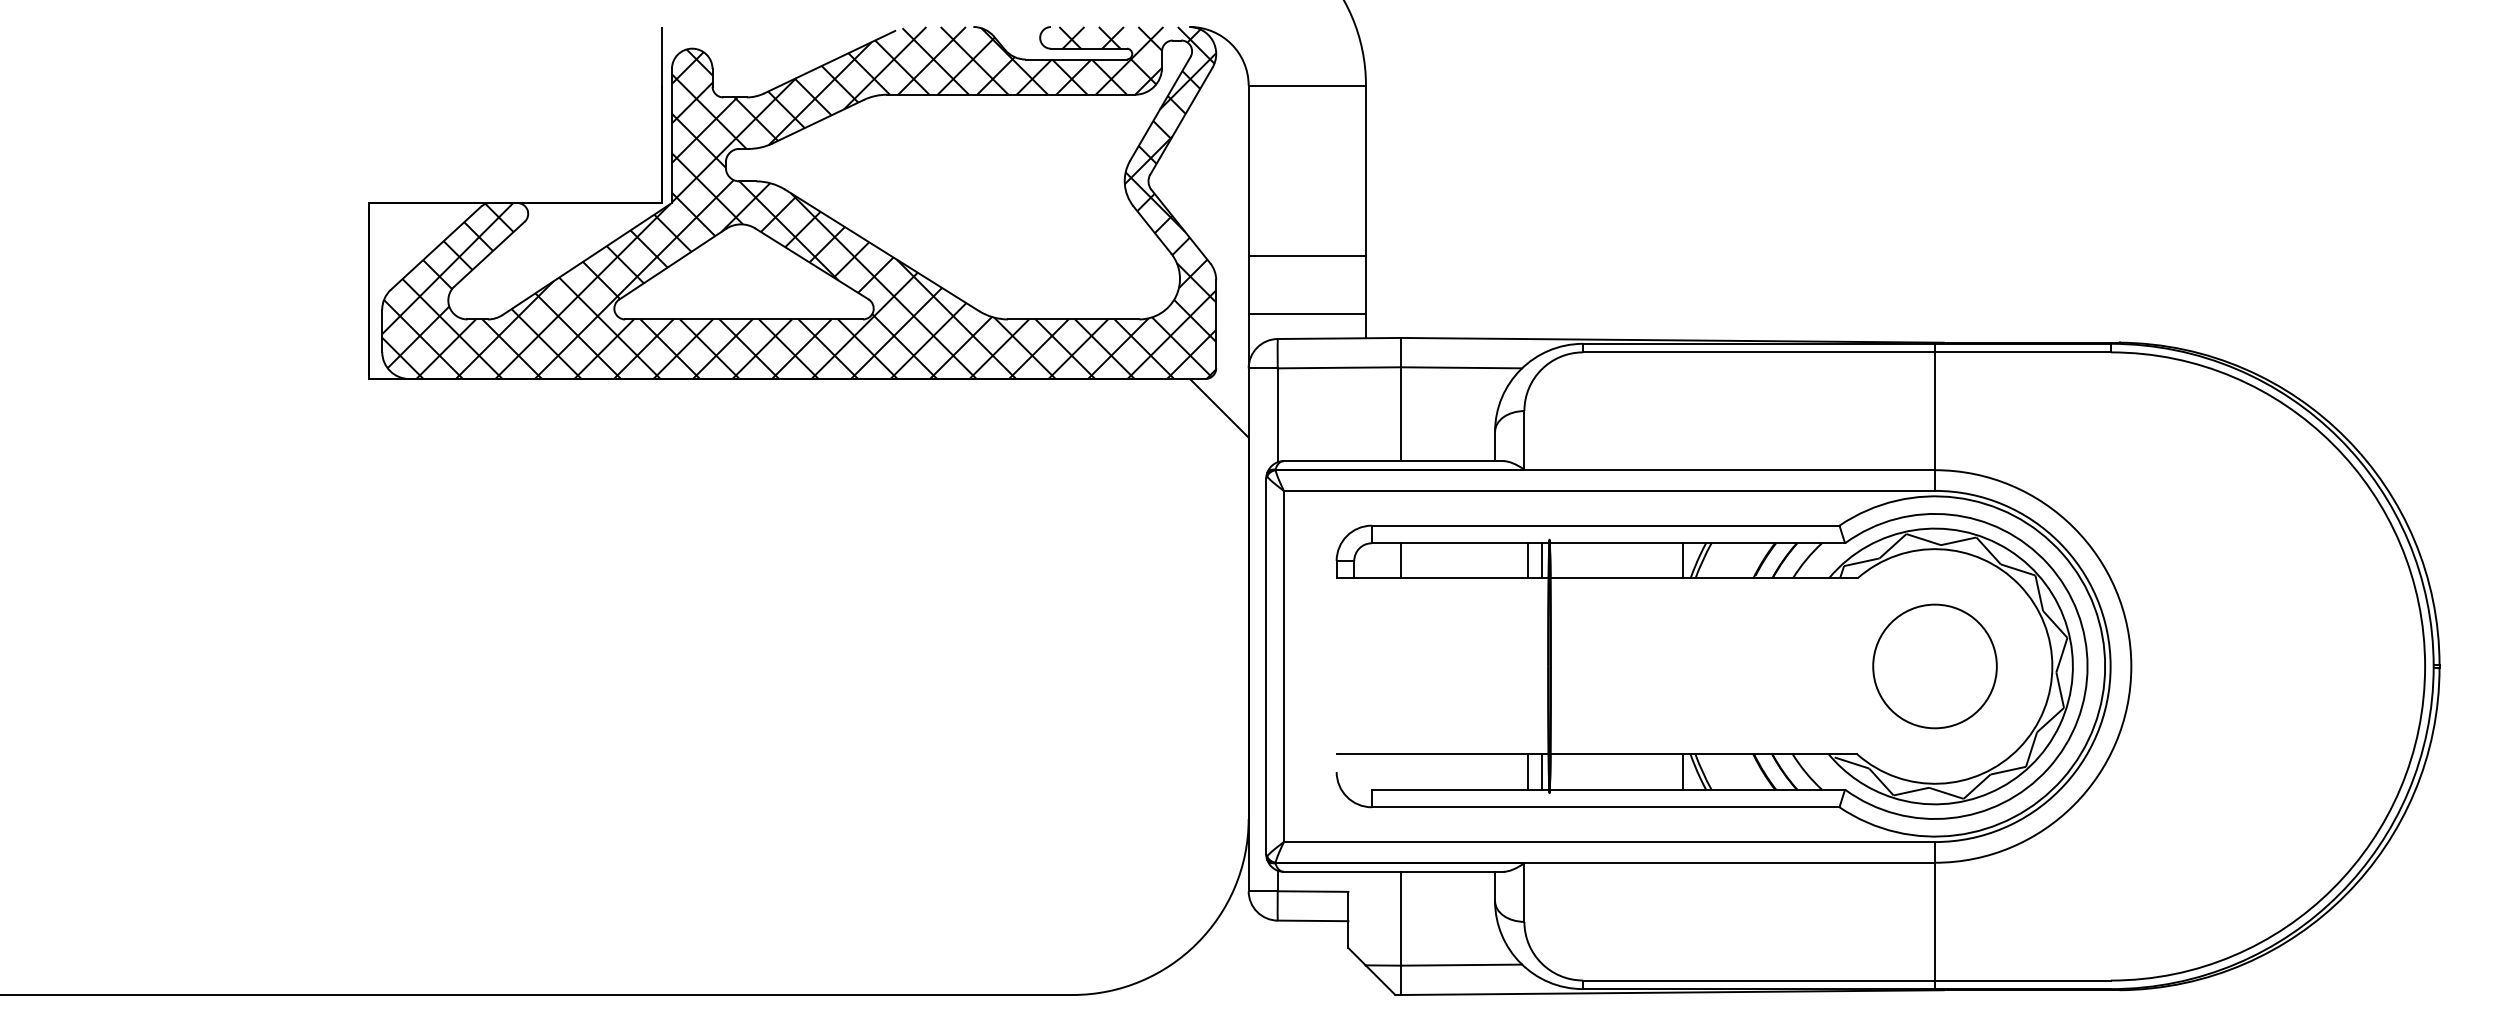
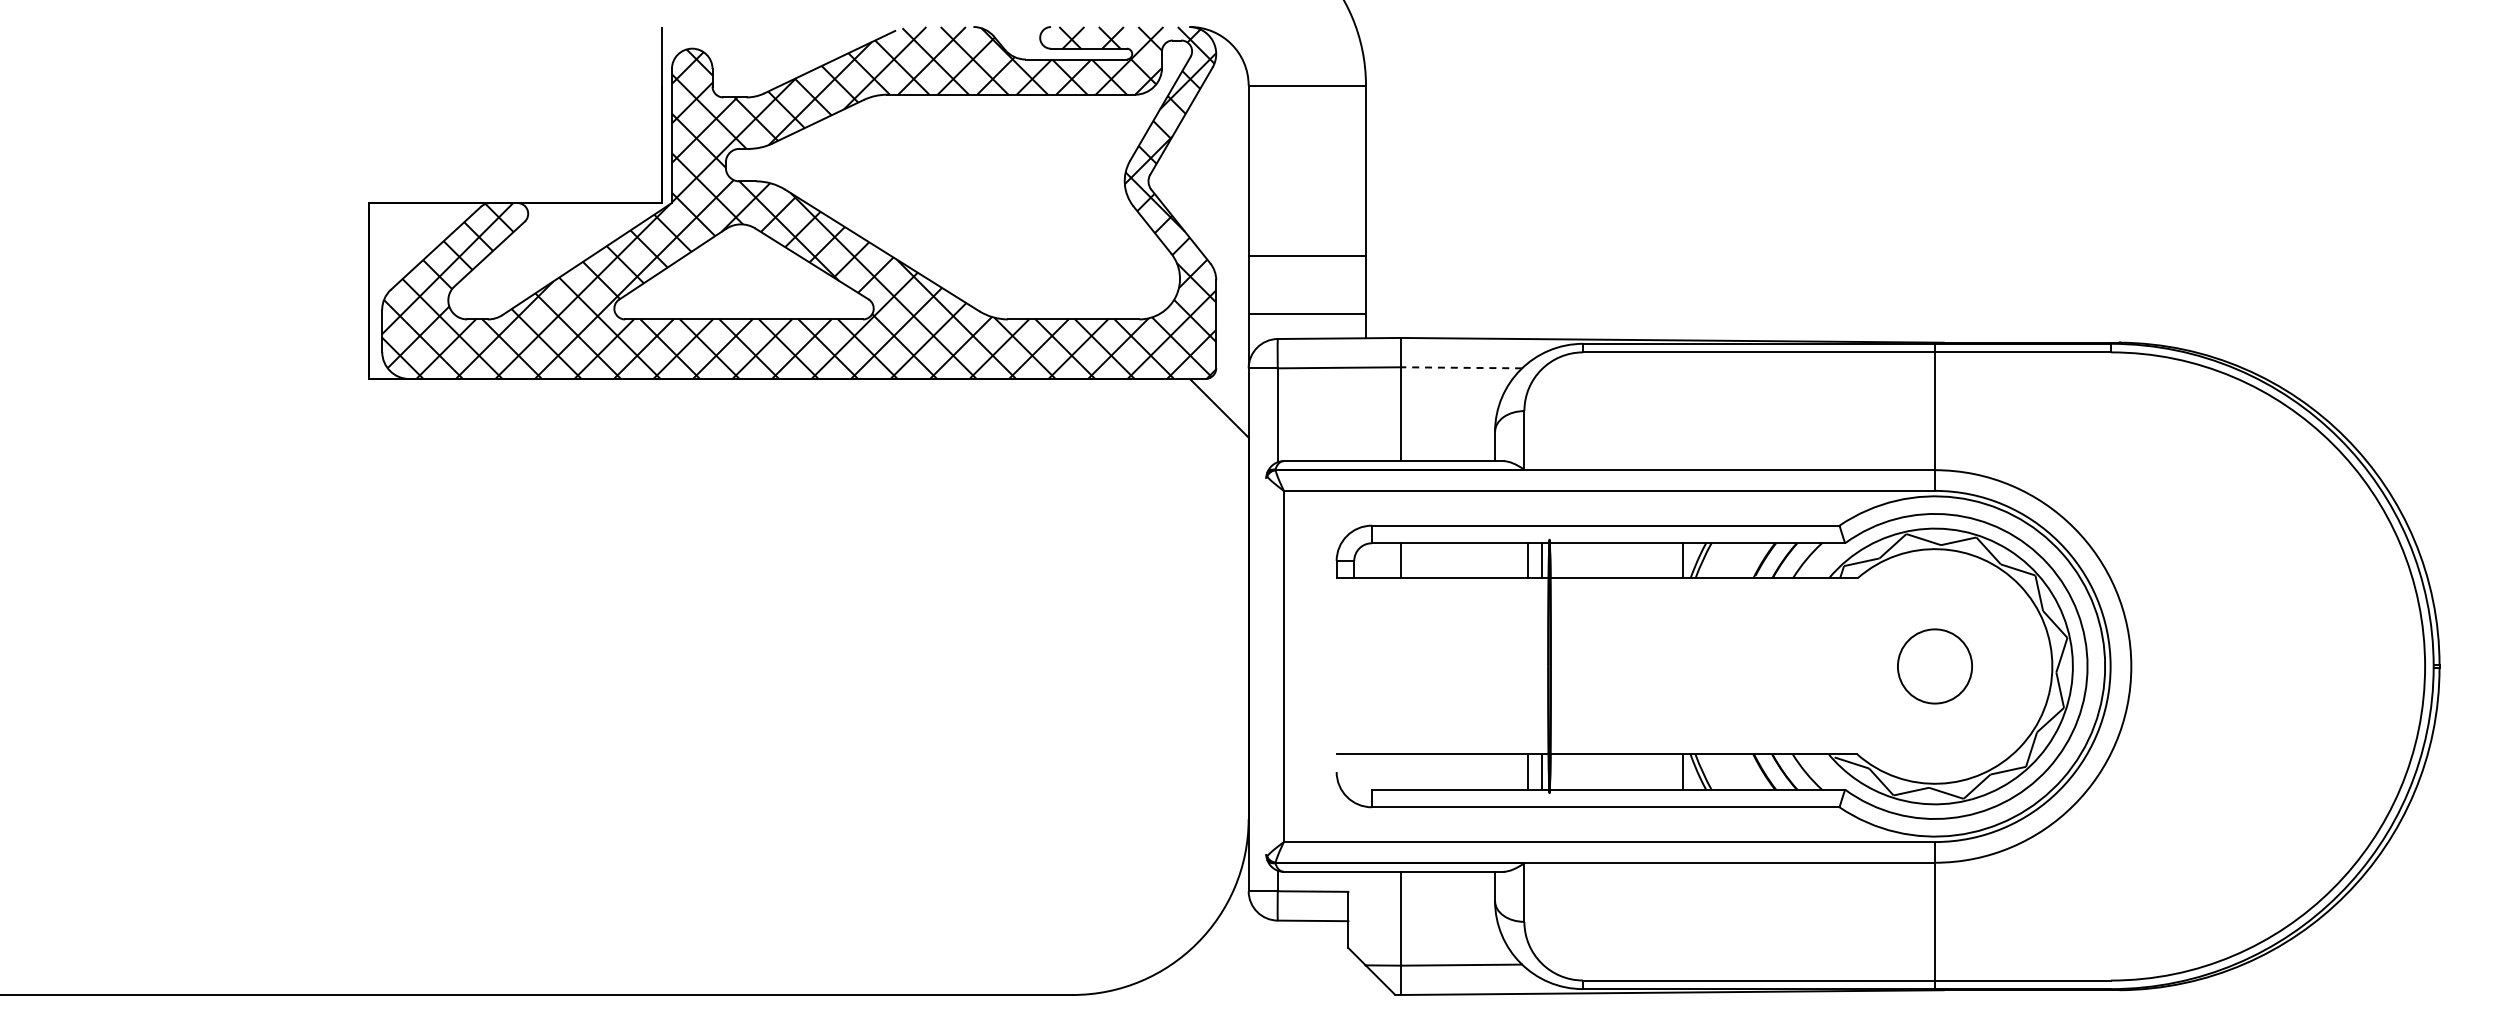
line: solid -> dashed (1461, 367)
line: present -> none (1266, 666)
circle size: 126x127 px -> 76x77 px (1934, 666)
